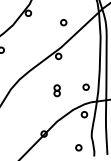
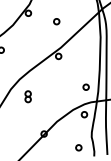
part position: (63, 22) -> (56, 21) (56, 21)
part position: (56, 90) -> (27, 96) (27, 96)
